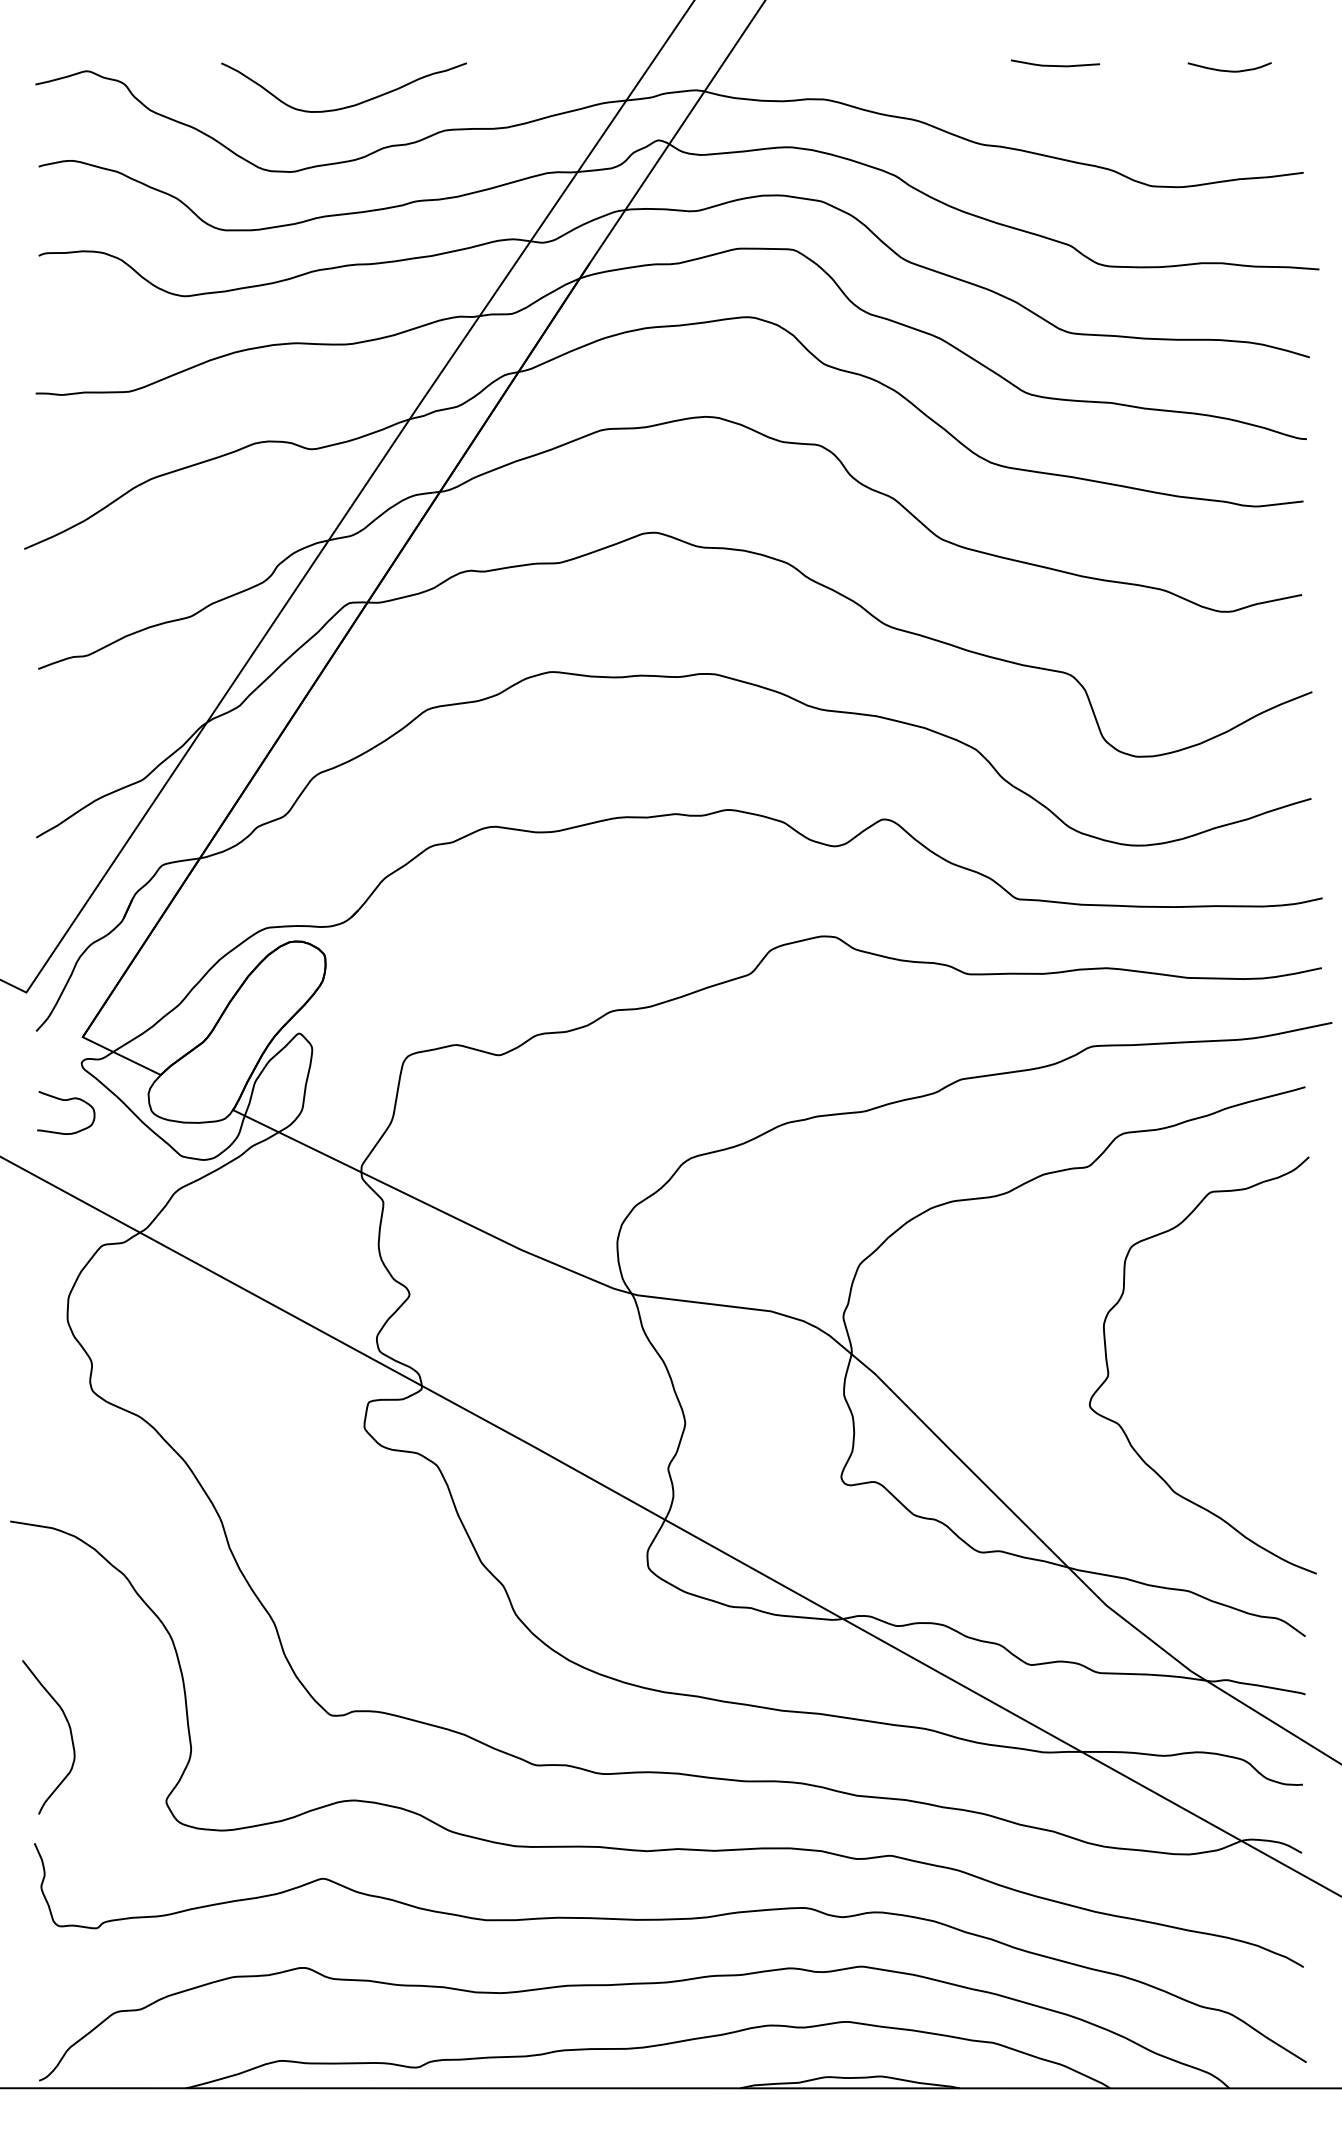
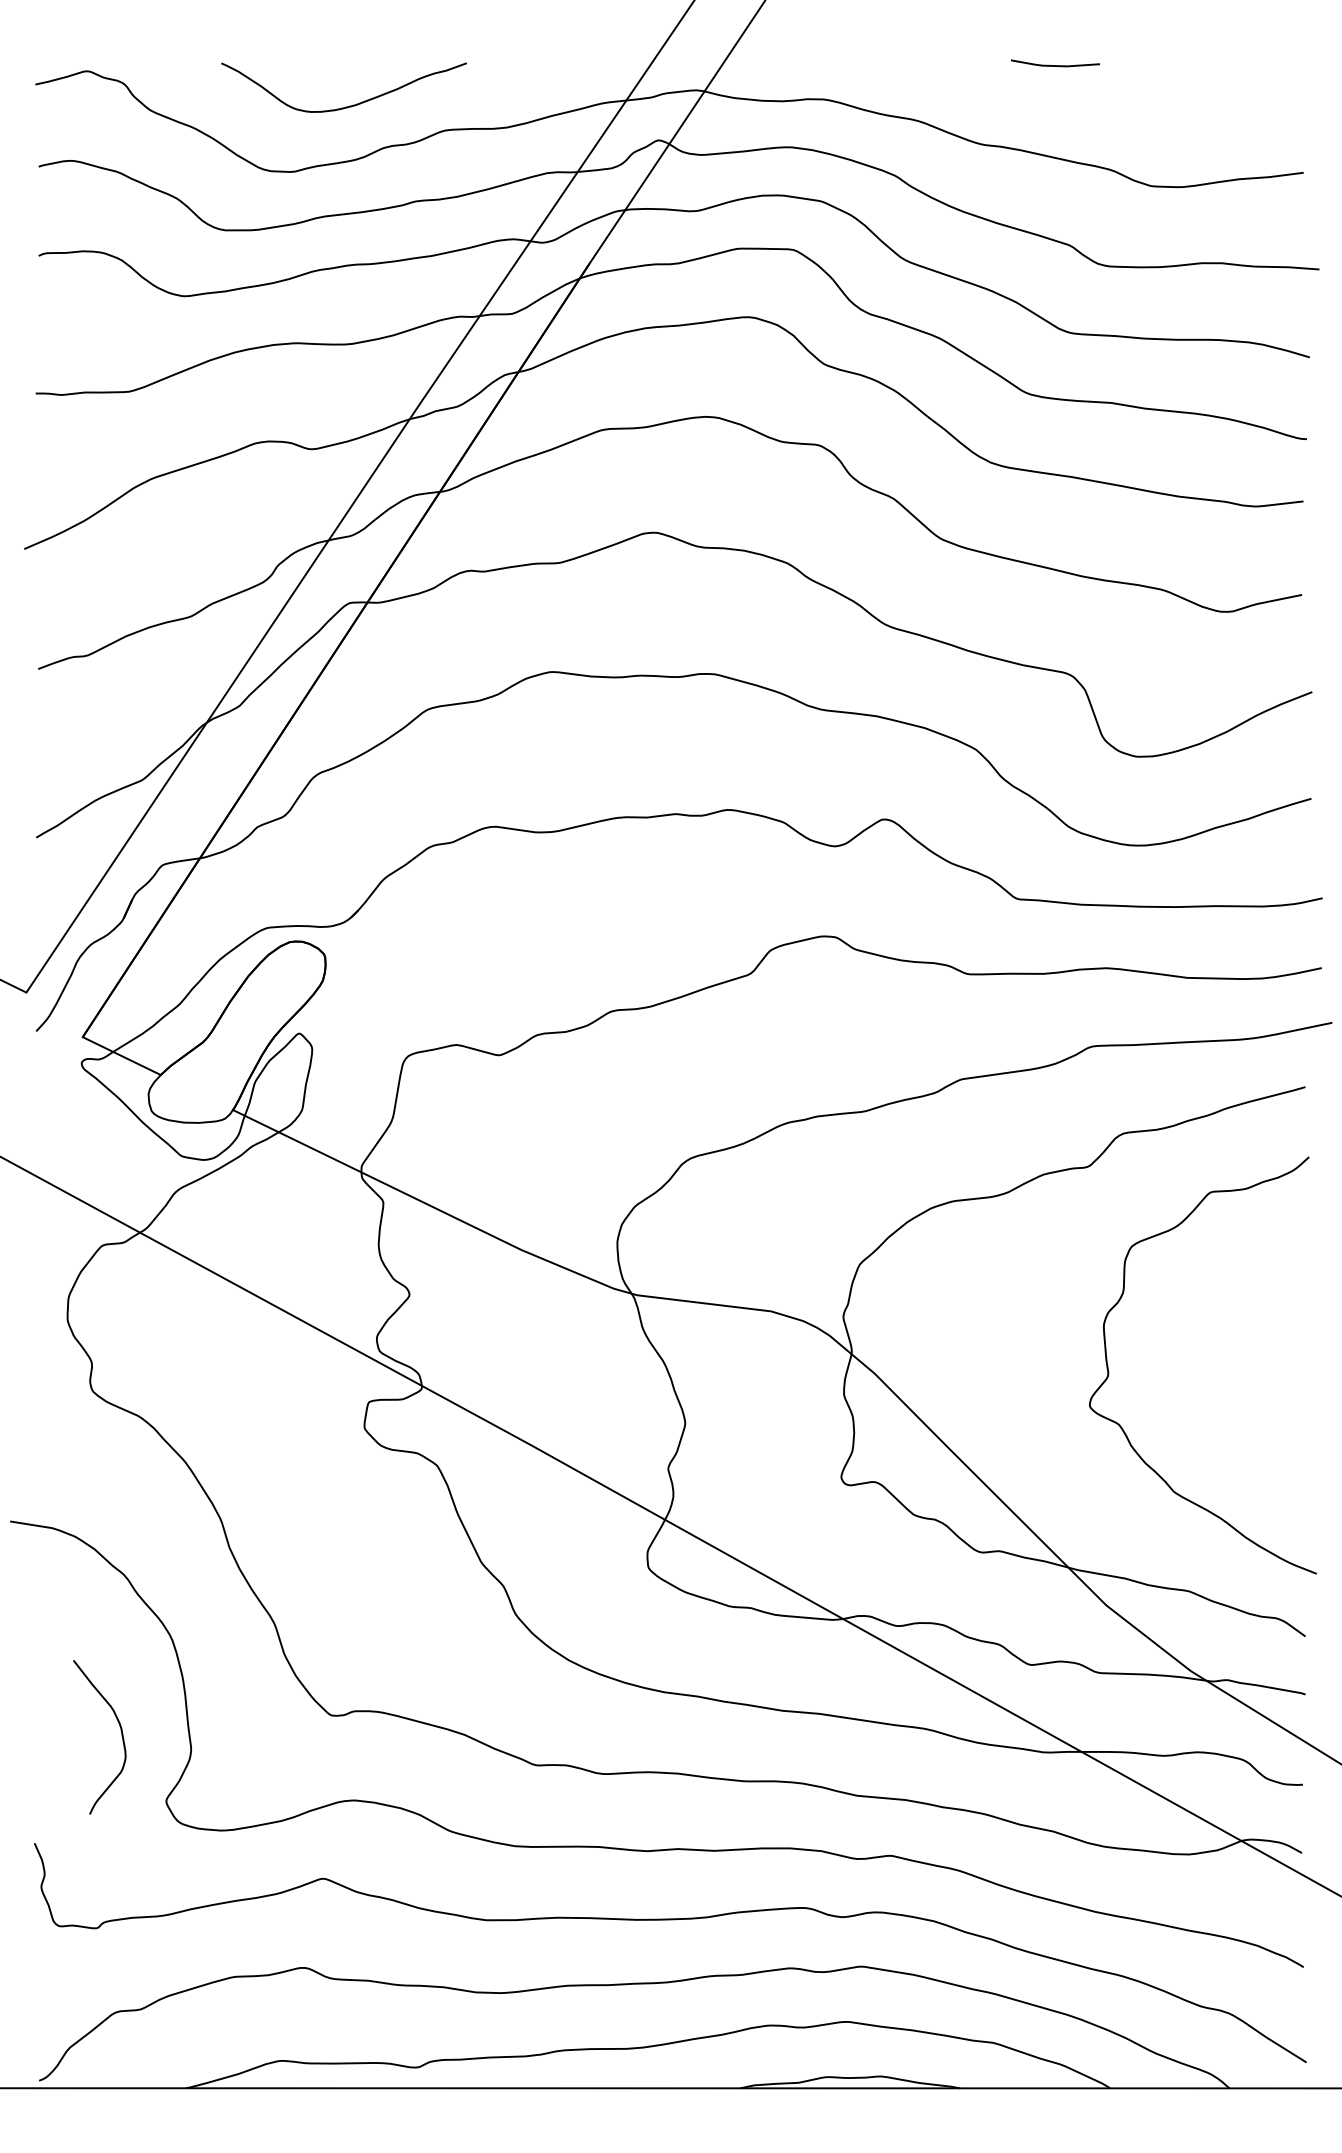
curve: present -> none (1229, 70)
curve: present -> none (66, 1100)
curve position: (70, 1736) -> (121, 1736) (121, 1736)
